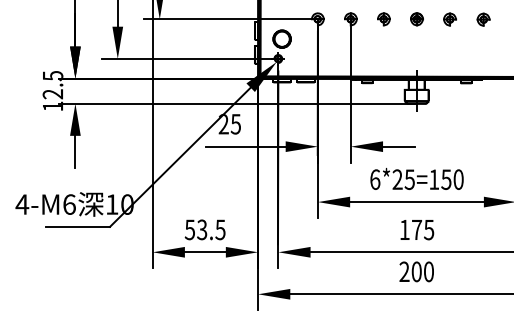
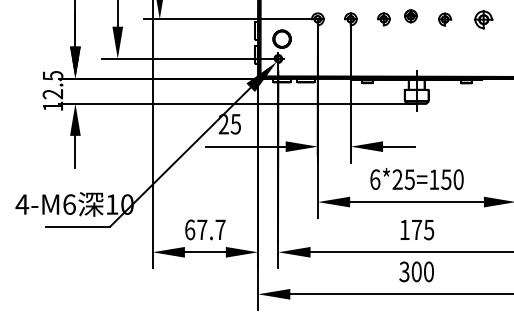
part position: (416, 19) -> (410, 16) (410, 16)
part position: (449, 19) -> (444, 19) (444, 19)
part size: 15x15 px -> 21x20 px (483, 19)
text: 53.5 -> 67.7 (204, 229)
text: 200 -> 300 (404, 272)
